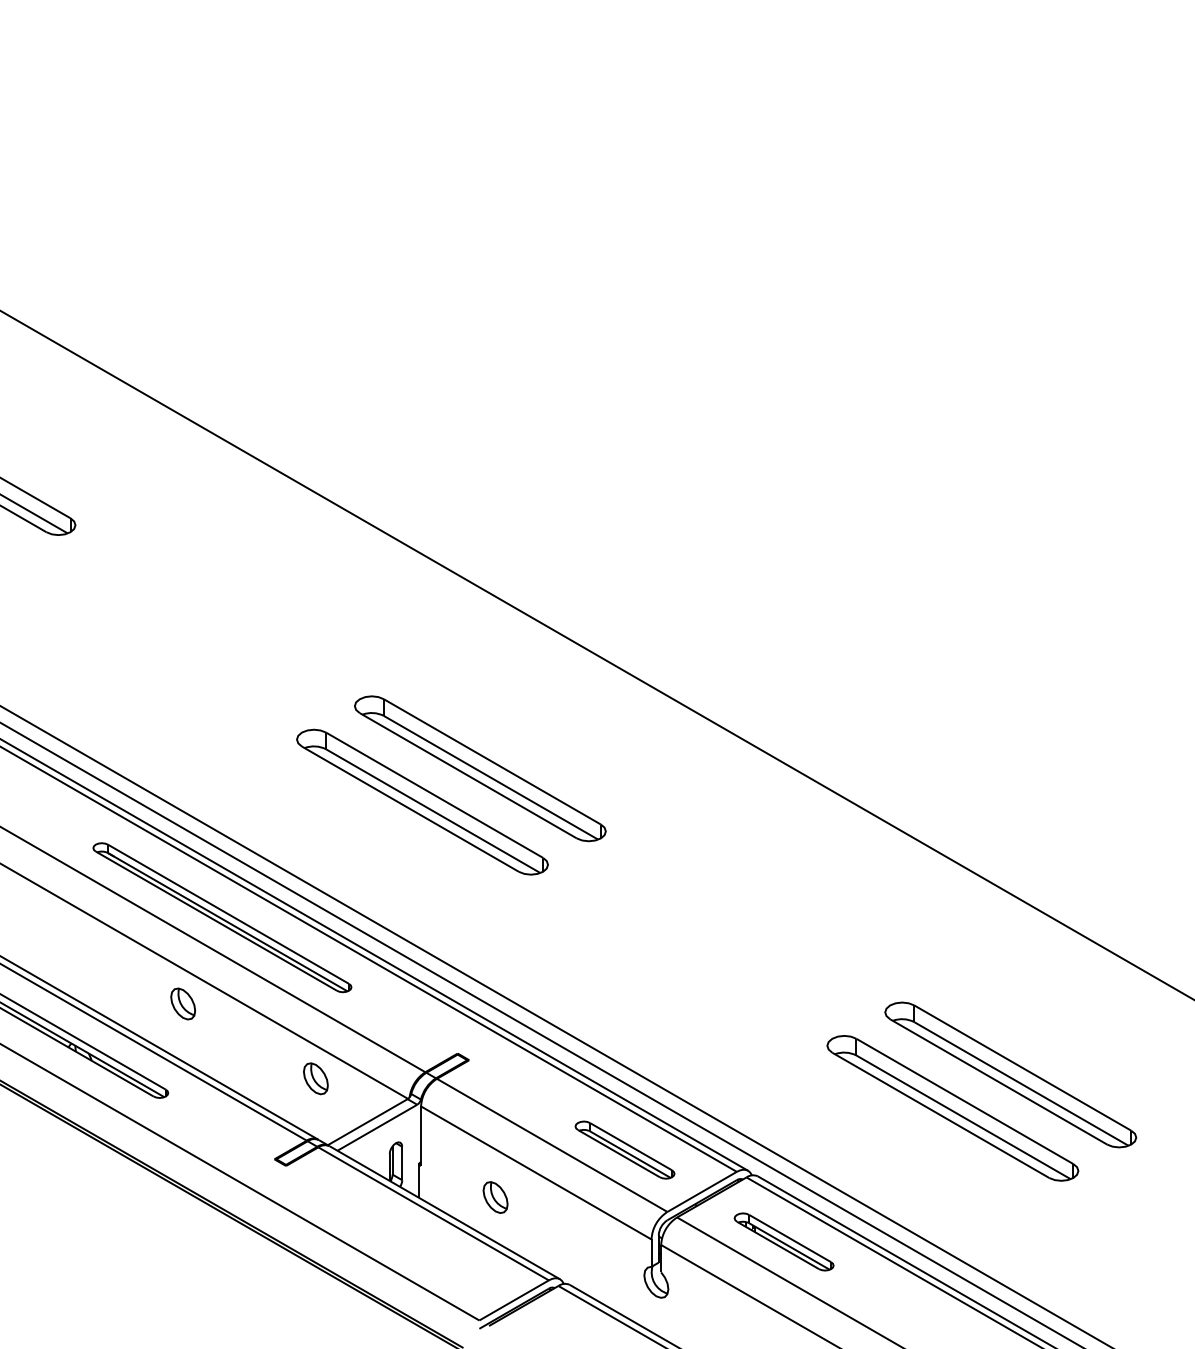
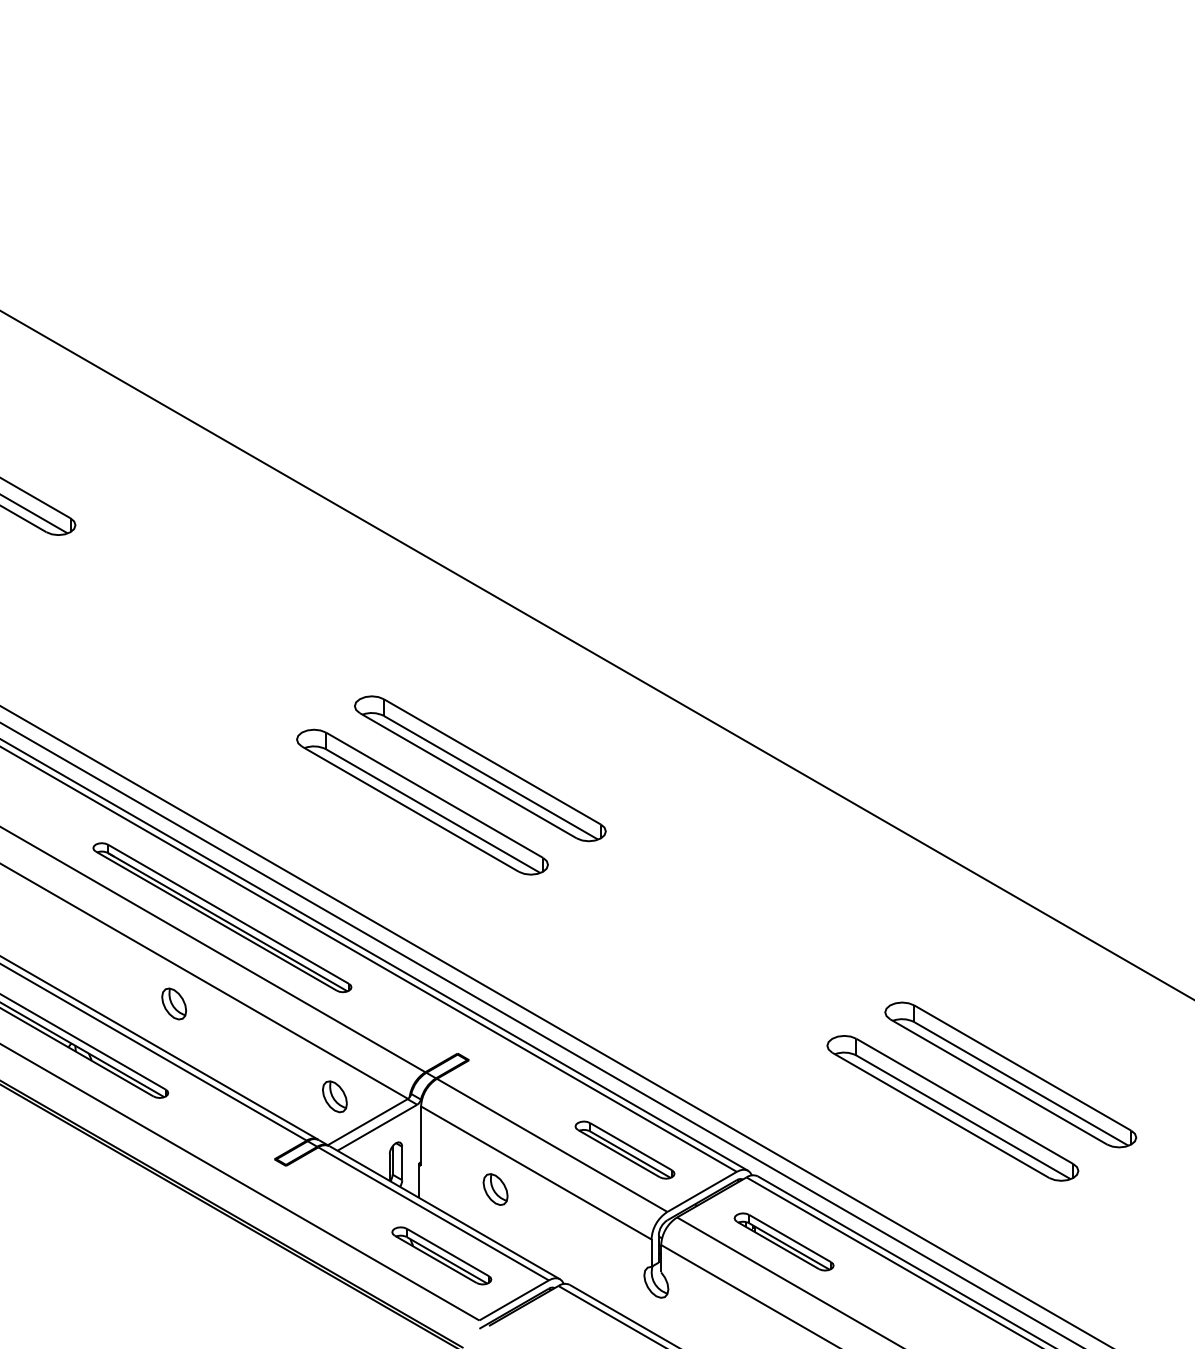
part position: (183, 1003) -> (174, 1003) (174, 1003)
part position: (315, 1078) -> (334, 1096) (334, 1096)
part position: (495, 1197) -> (495, 1189) (495, 1189)
part: none -> present (441, 1255)
